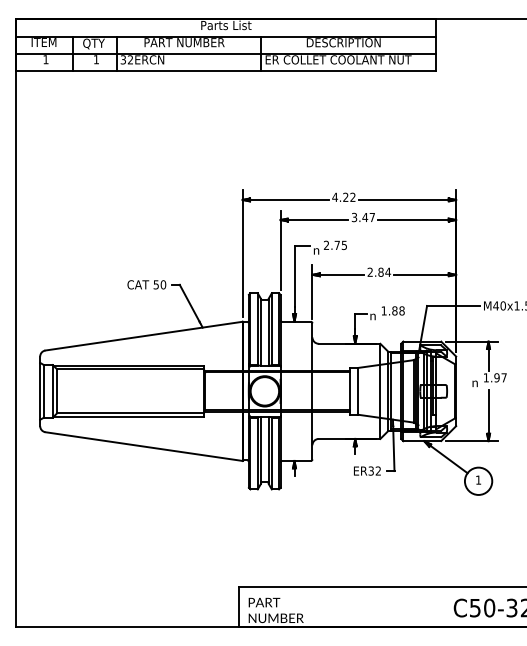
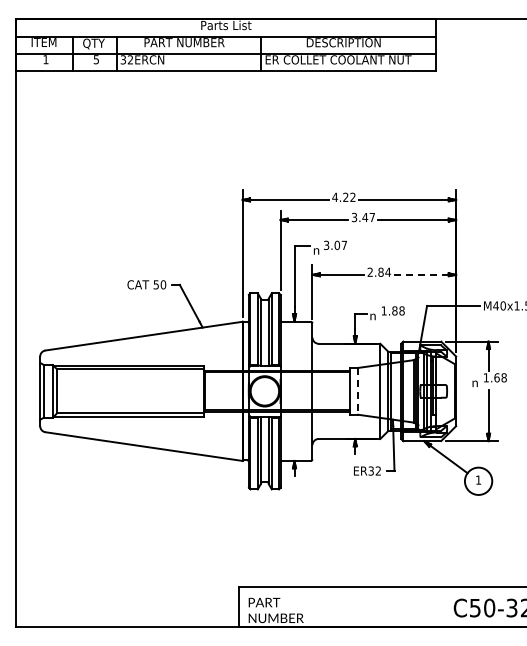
text: 1 -> 5 (95, 59)
text: 2.75 -> 3.07 (335, 245)
line: solid -> dashed (421, 274)
text: 1.97 -> 1.68 (500, 377)
line: solid -> dashed (358, 391)
